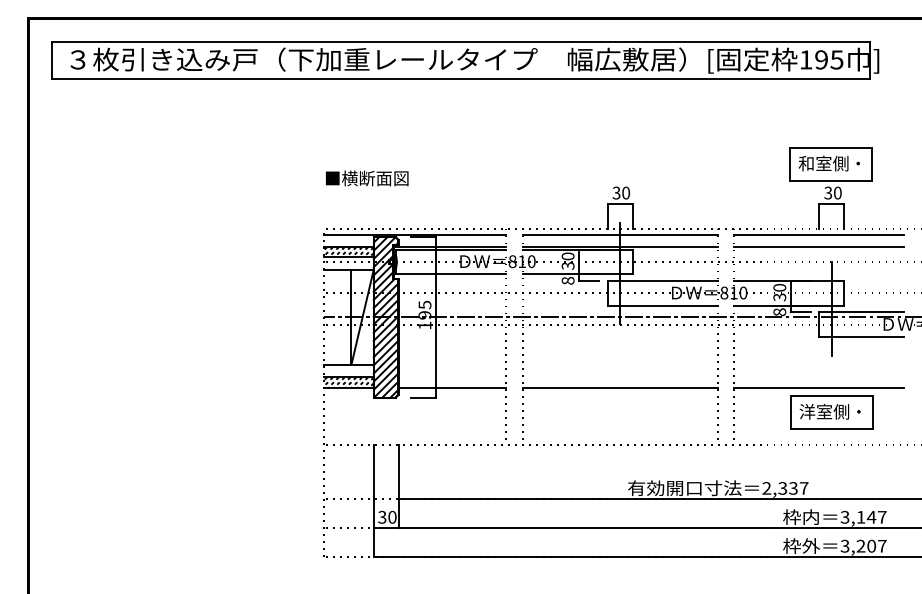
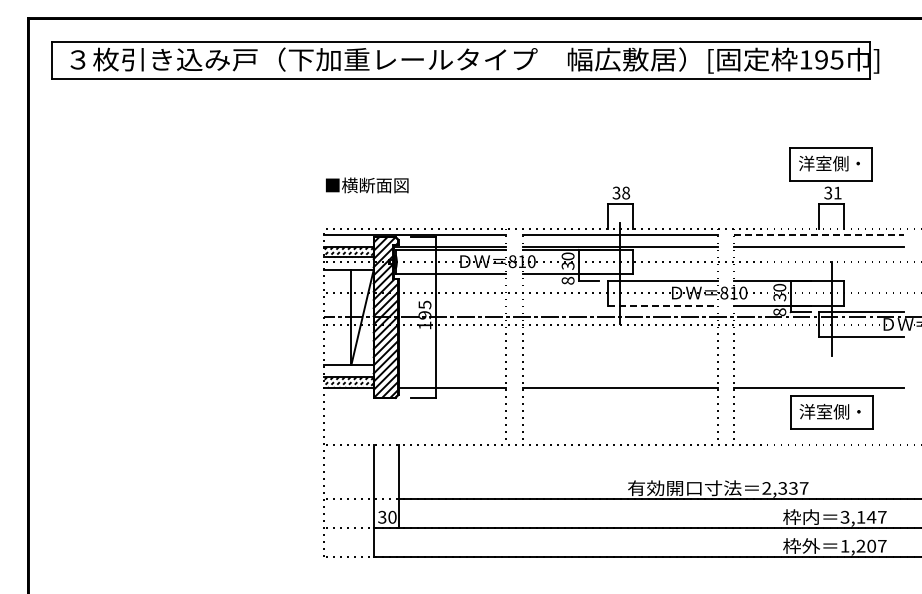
text: 和室側・ -> 洋室側・ (806, 163)
text position: (367, 178) -> (367, 185) (367, 185)
text: 30 -> 31 (837, 192)
text: 30 -> 38 (626, 193)
line: solid -> dashed (818, 234)
line: solid -> dashed (662, 305)
text: 3,207 -> 1,207 (844, 545)
